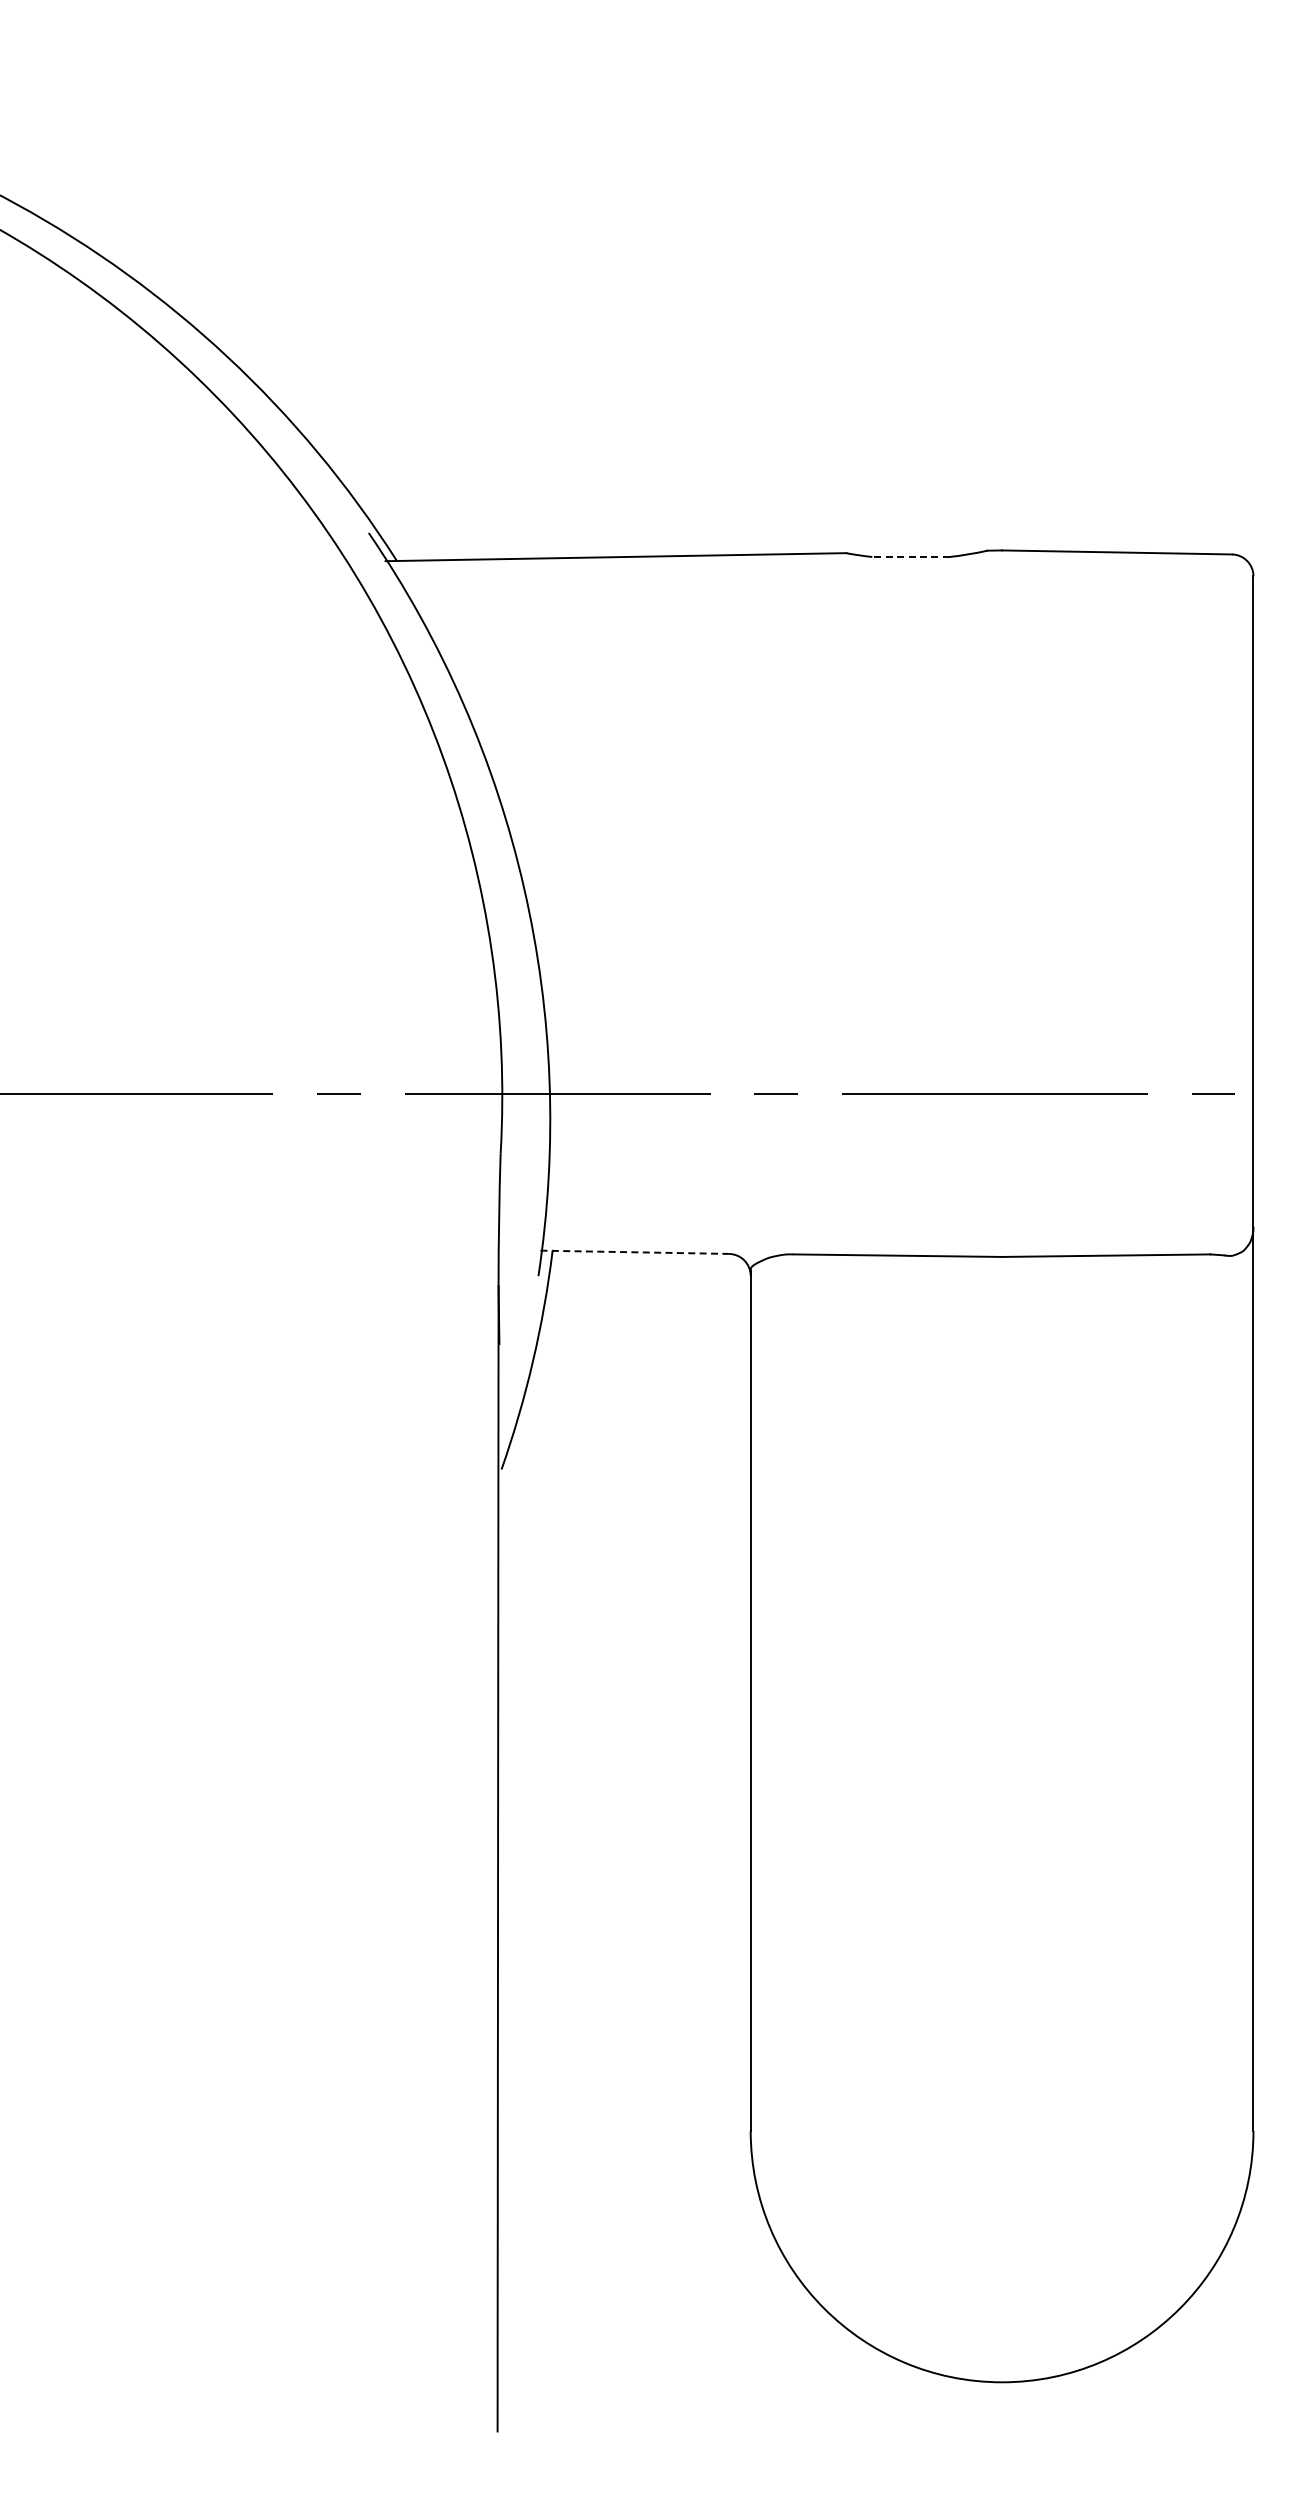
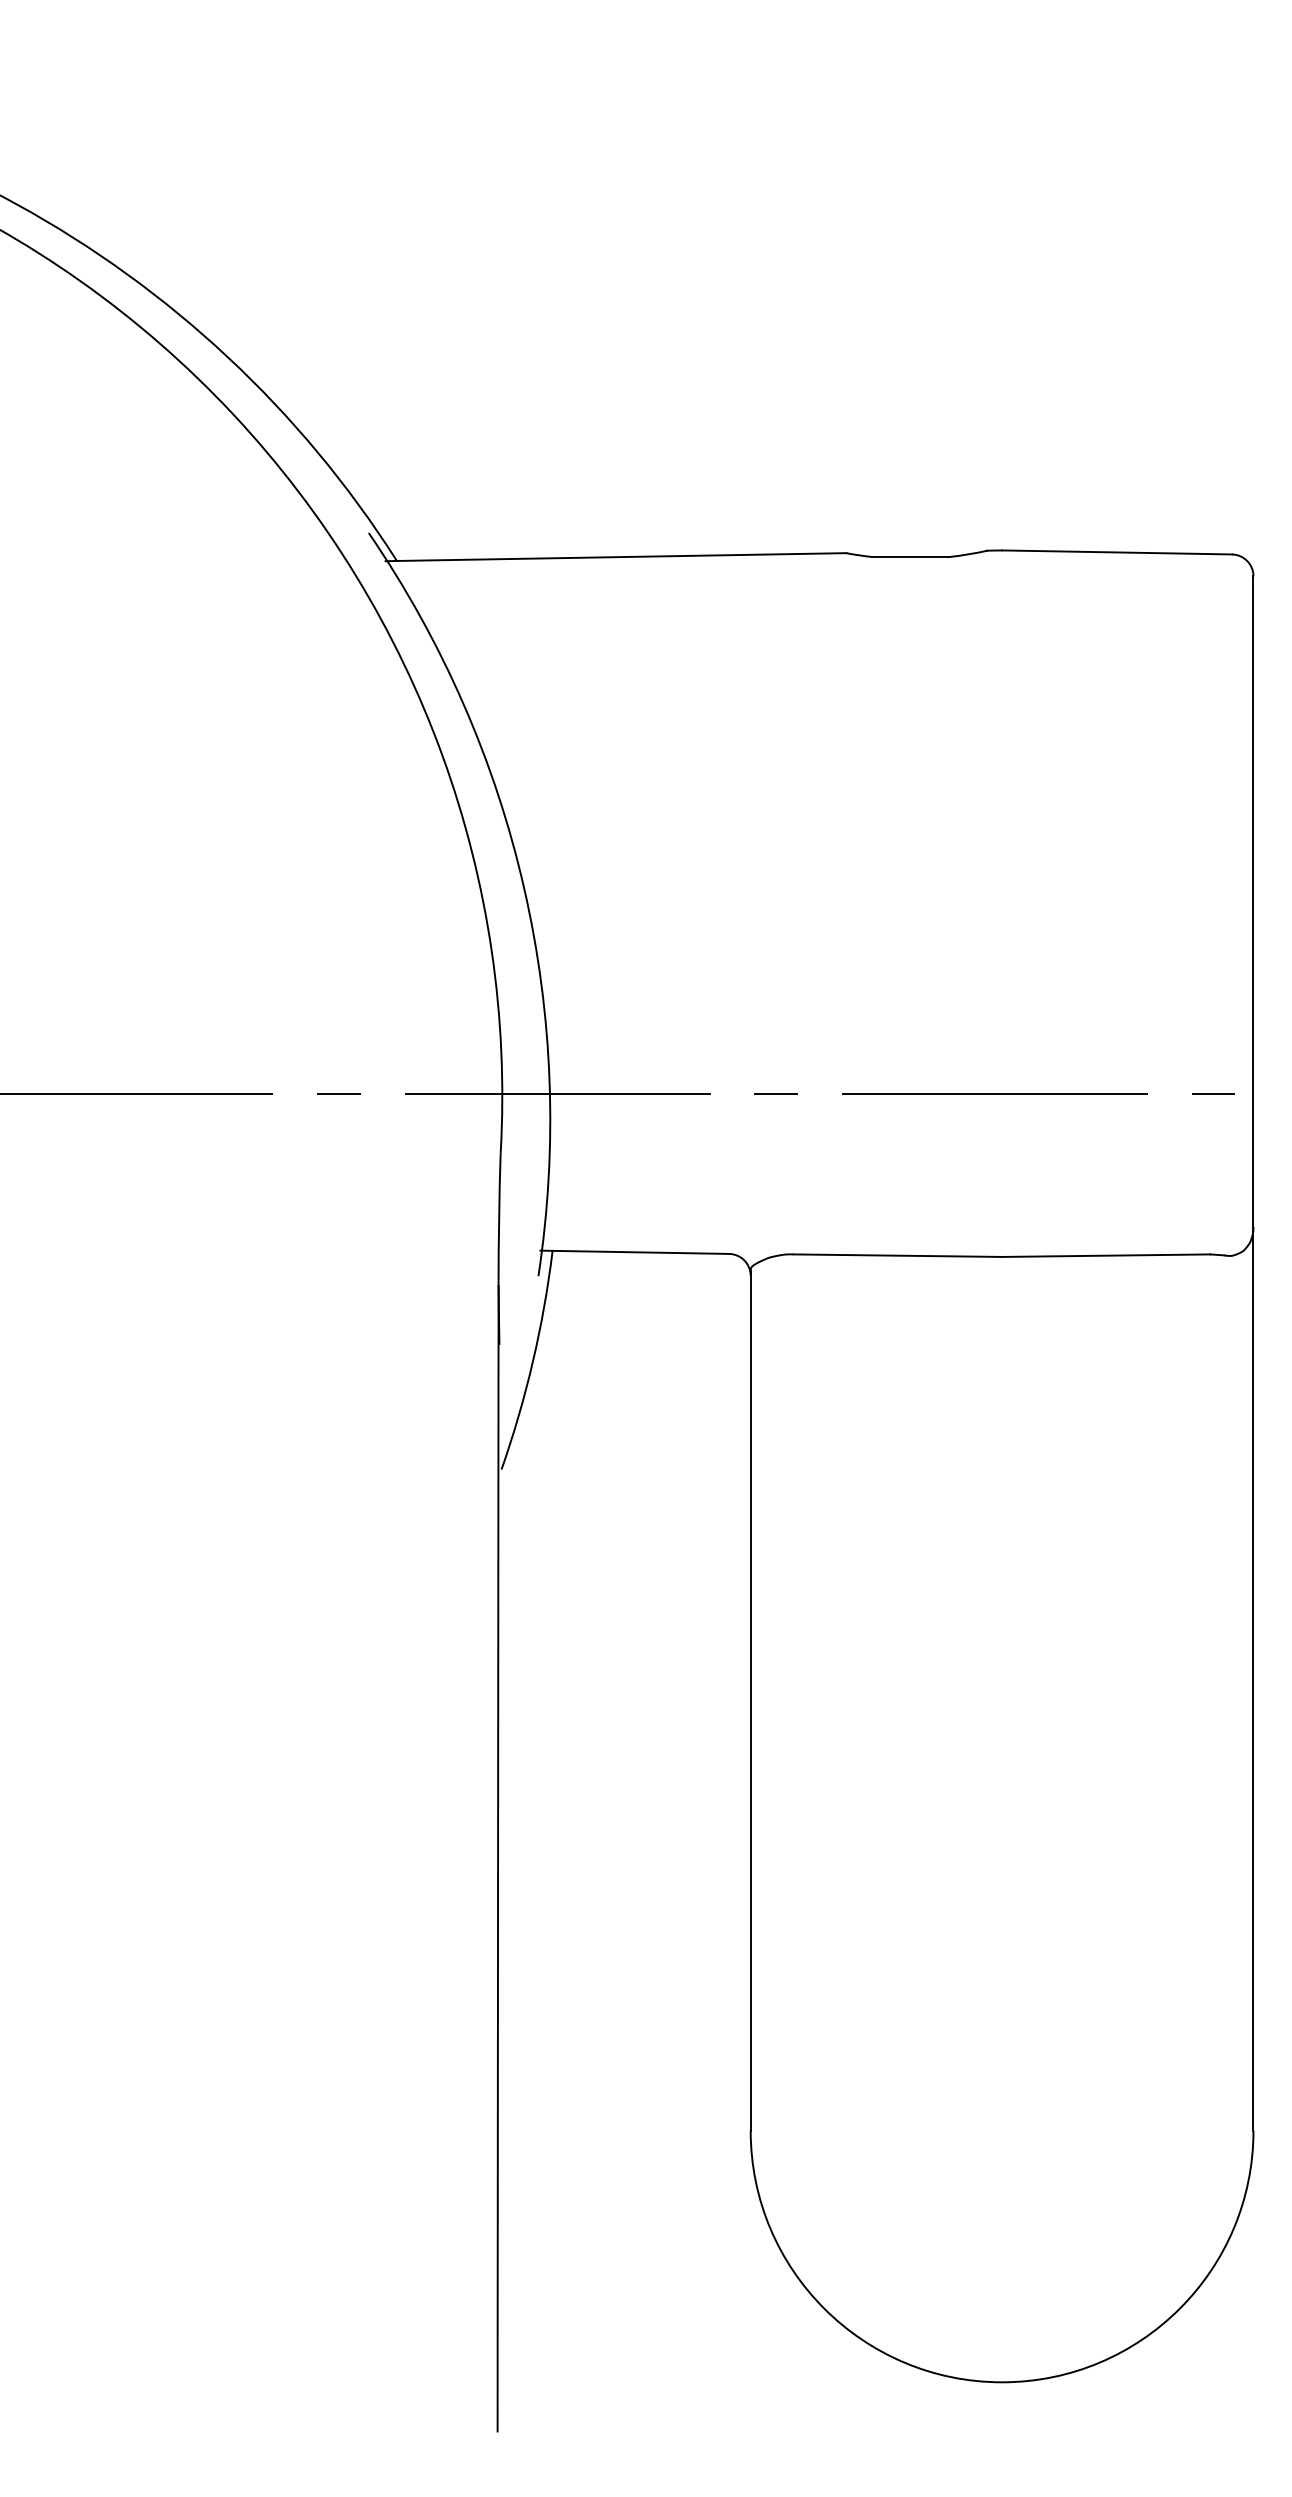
line: dashed -> solid (910, 557)
line: dashed -> solid (635, 1252)
